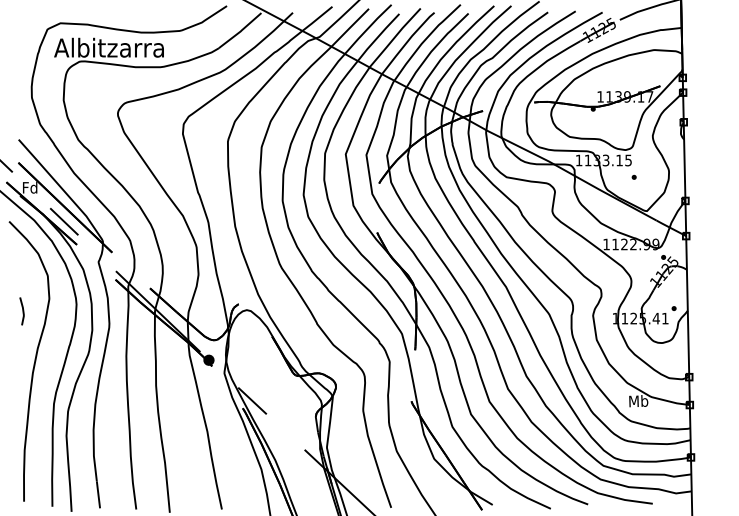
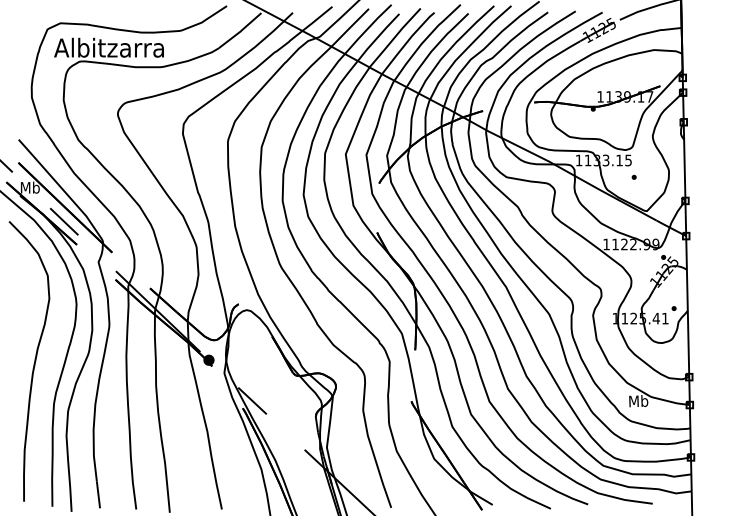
text: Fd -> Mb (29, 187)
line: present -> none (22, 311)
